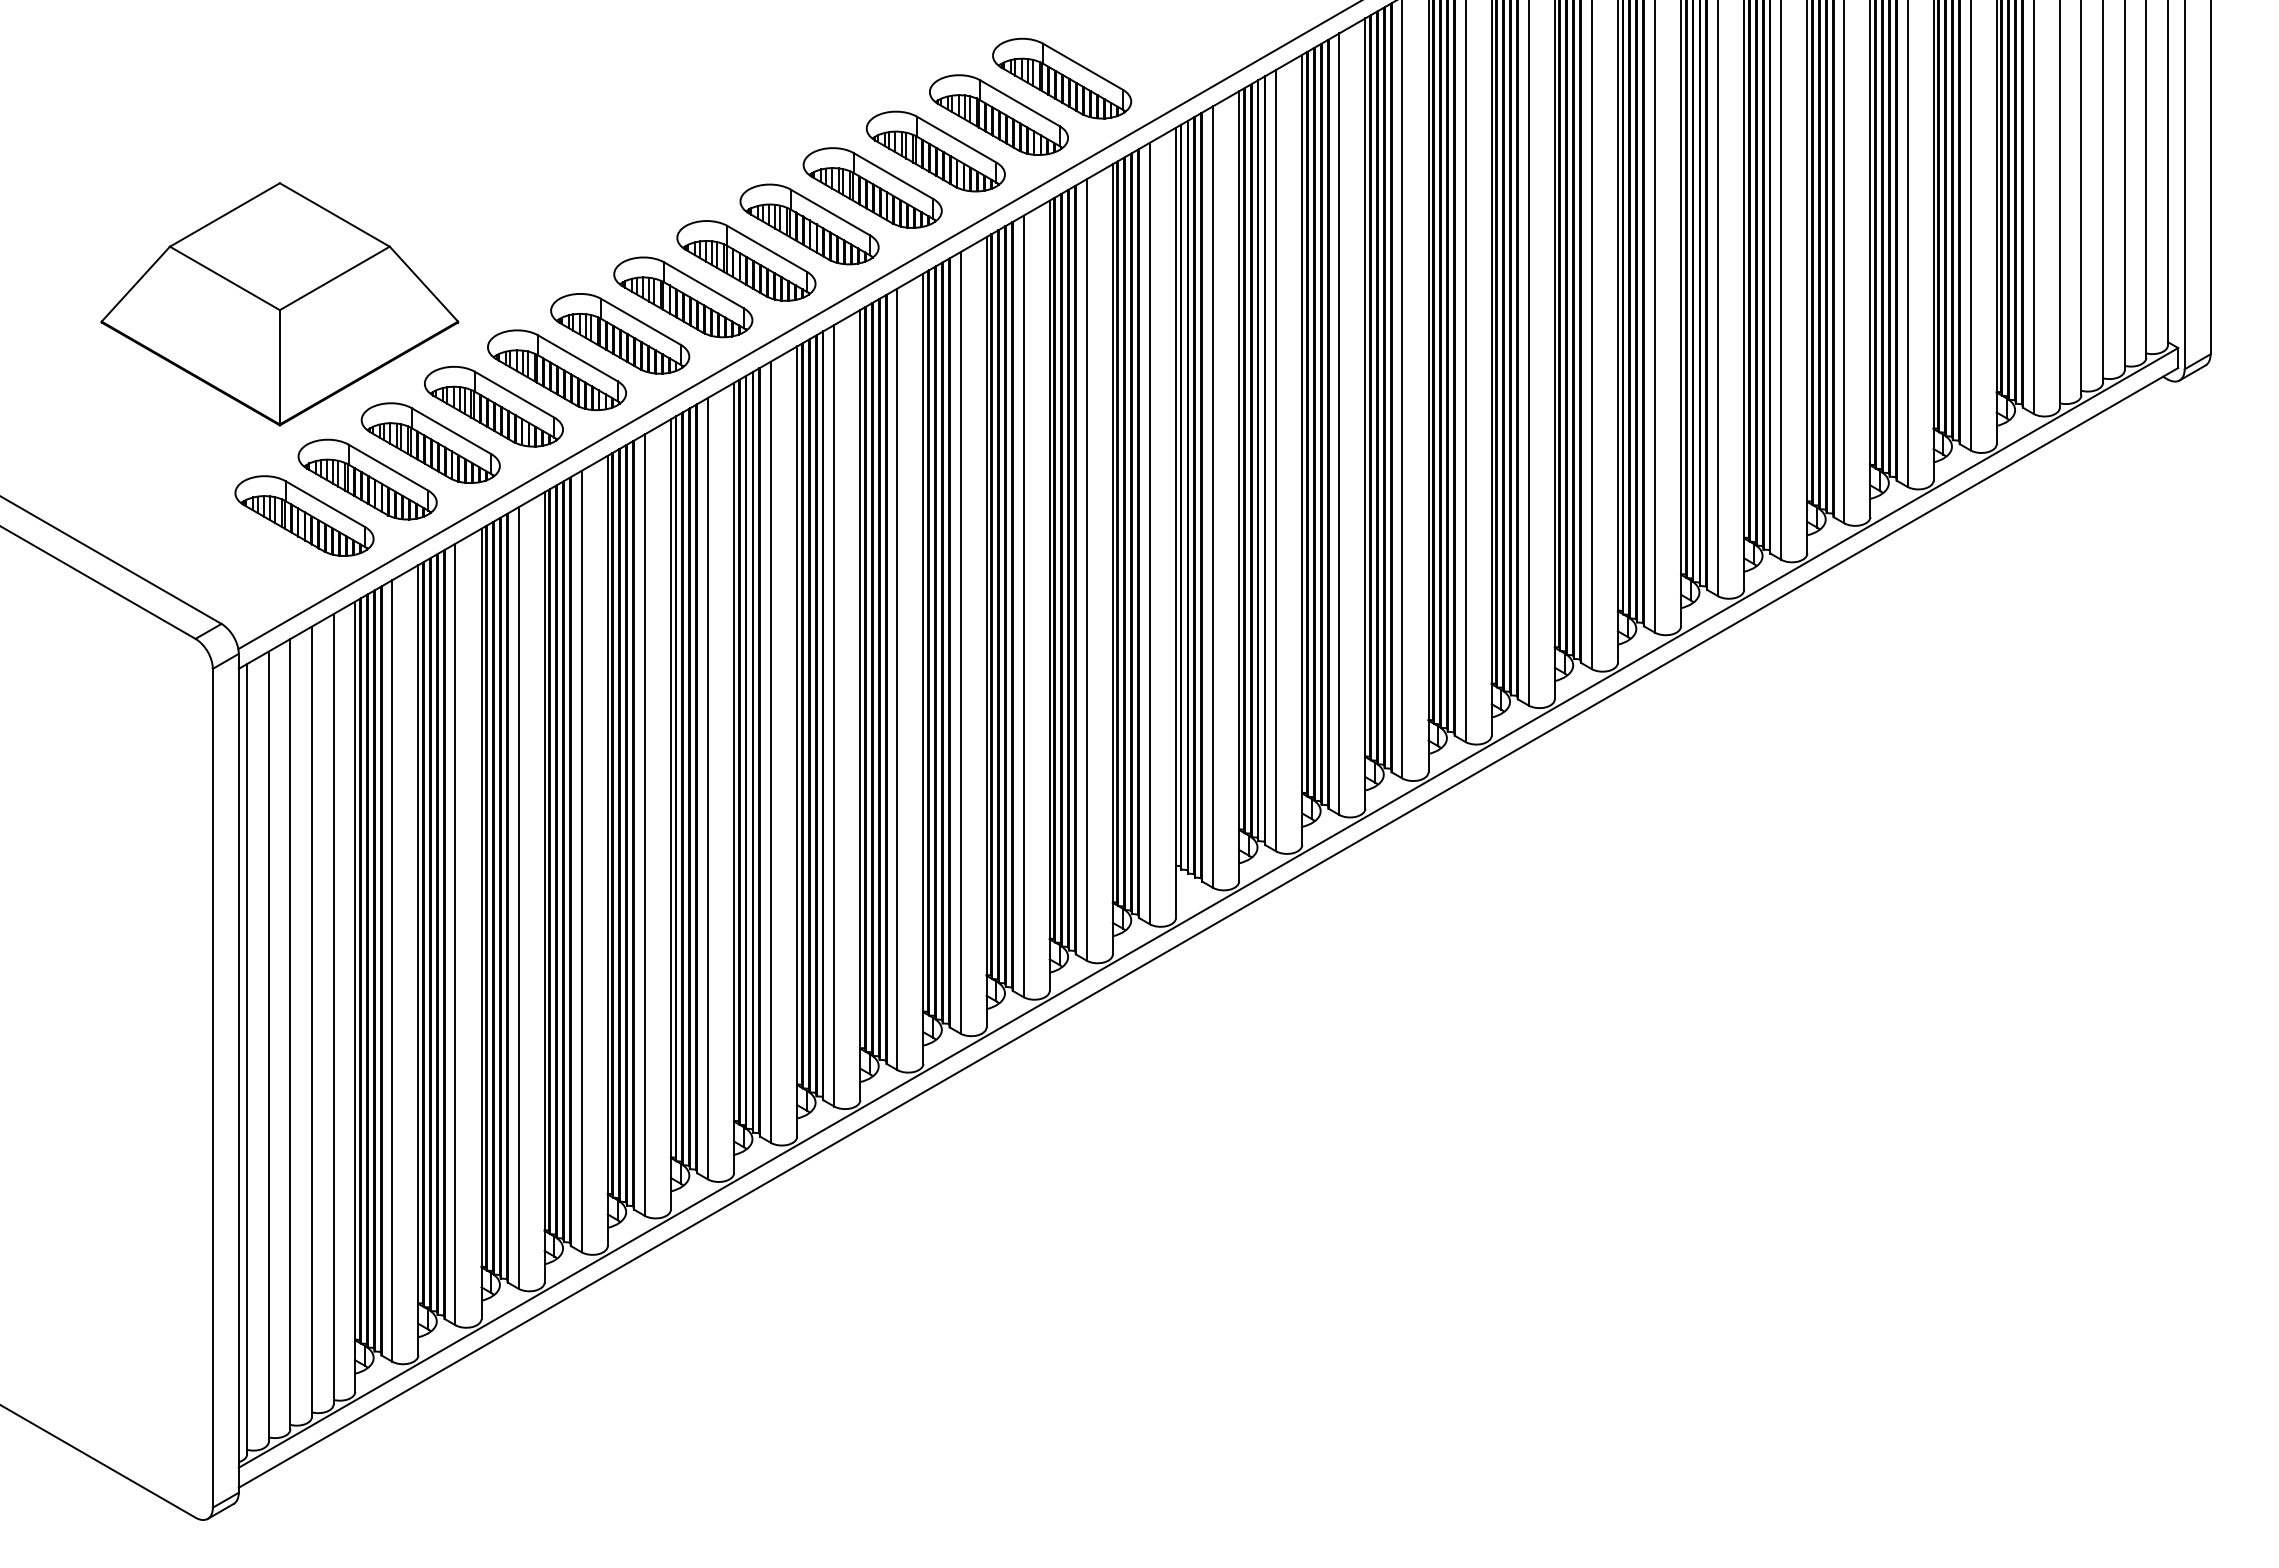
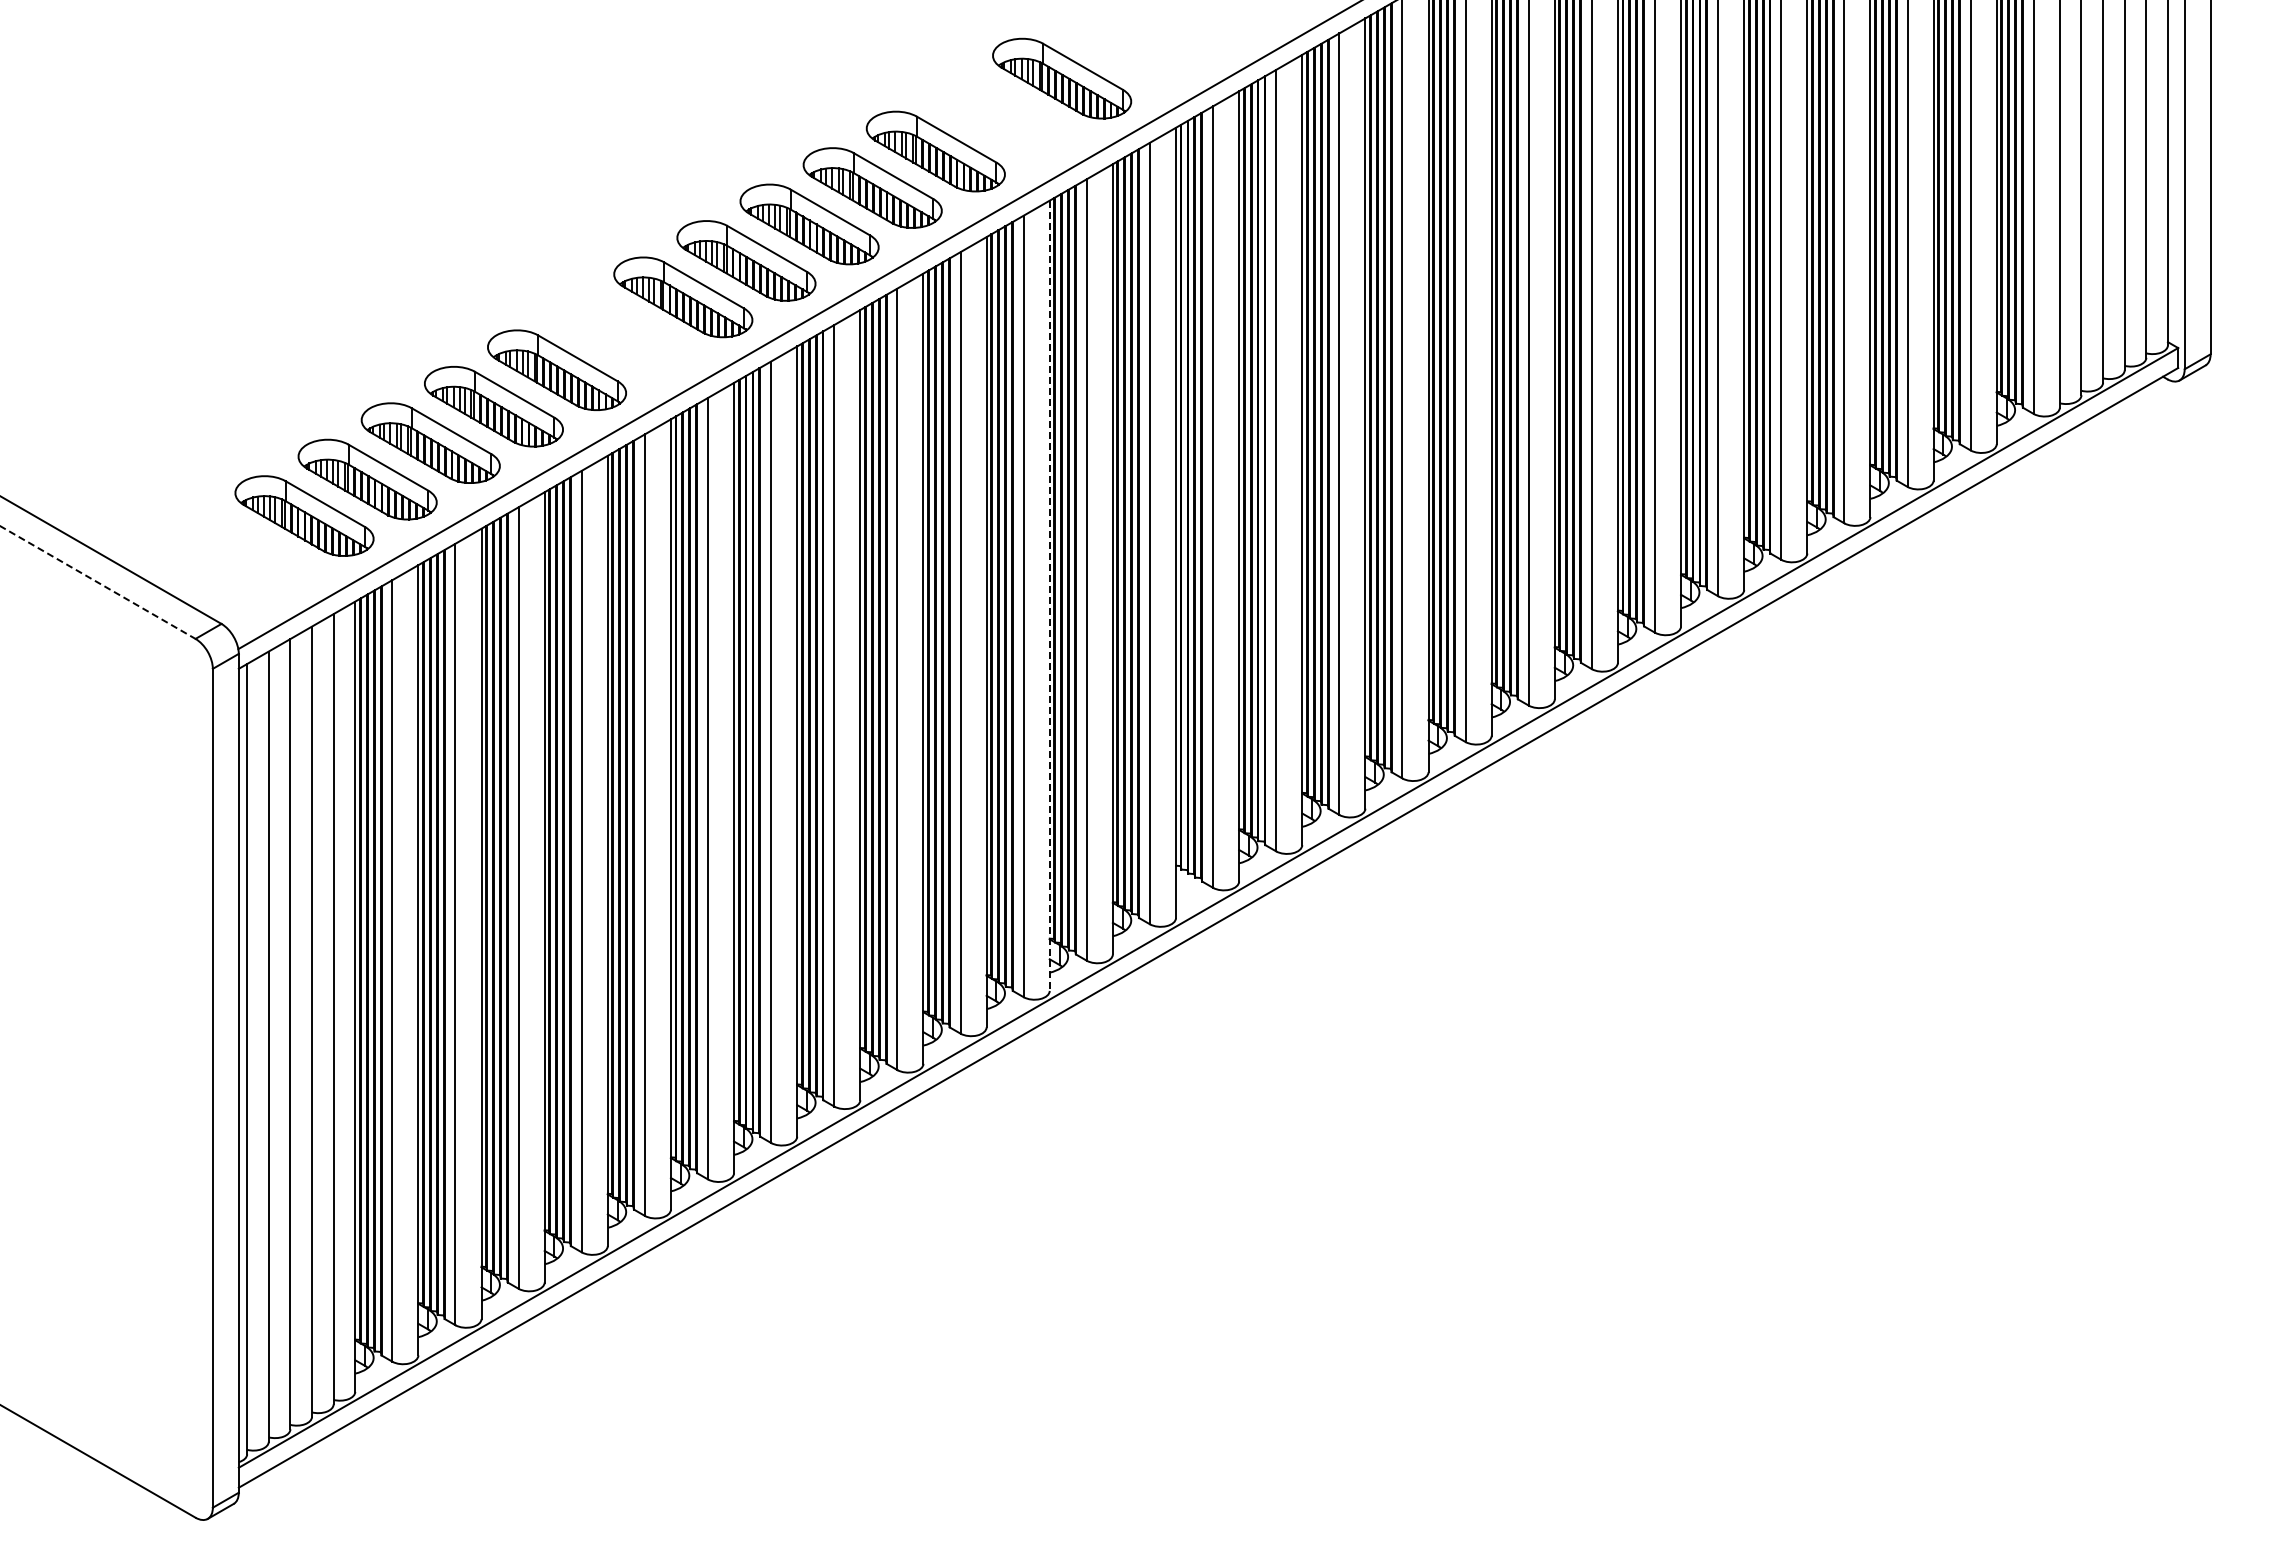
part: present -> none (998, 114)
part: present -> none (279, 304)
part: present -> none (620, 333)
line: solid -> dashed (98, 582)
line: solid -> dashed (1049, 596)
